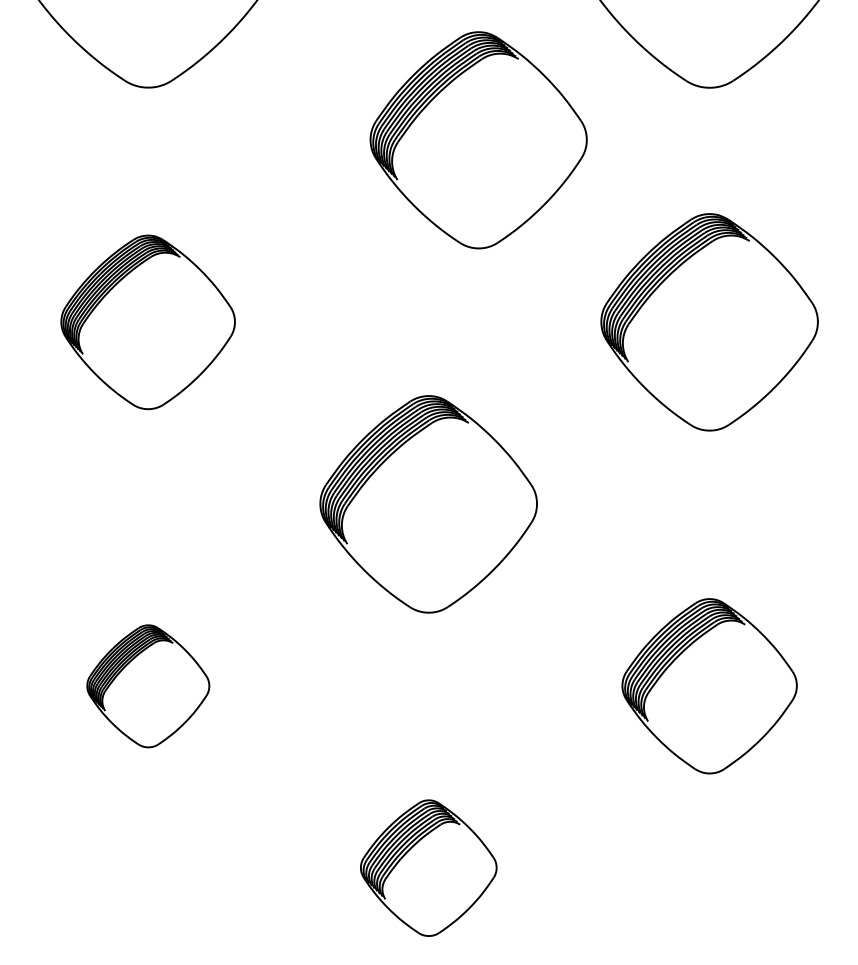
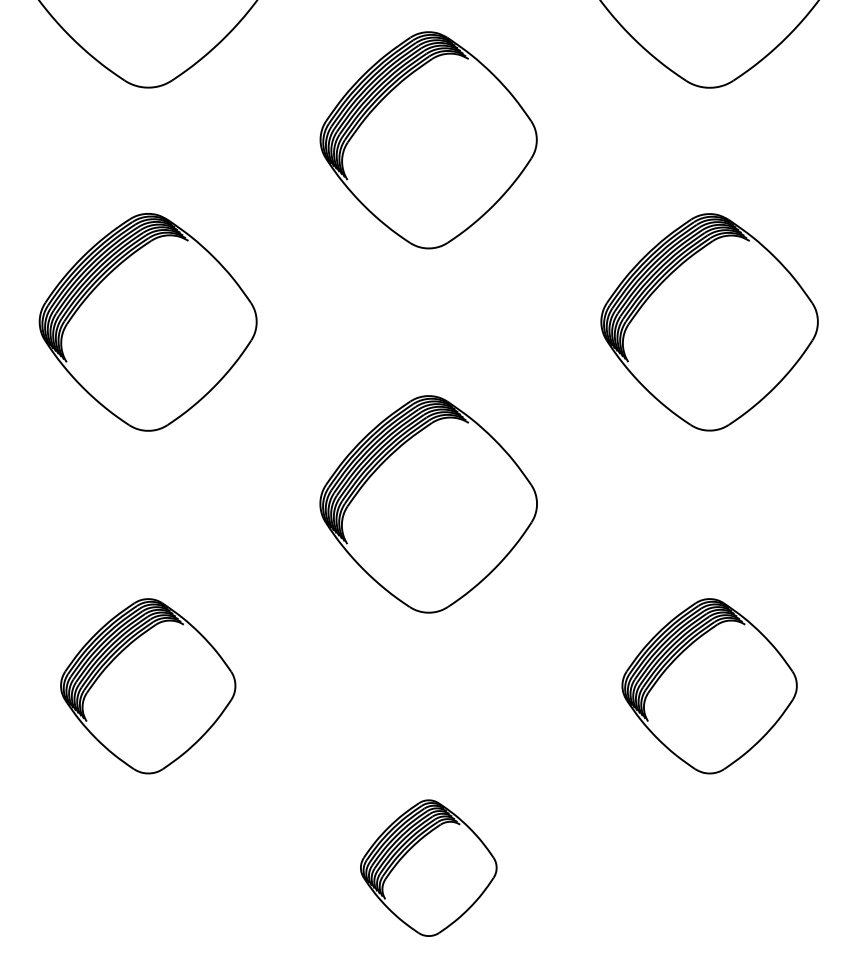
part position: (478, 140) -> (428, 140) (428, 140)
part size: 176x177 px -> 220x219 px (147, 322)
part size: 125x125 px -> 177x177 px (148, 686)
